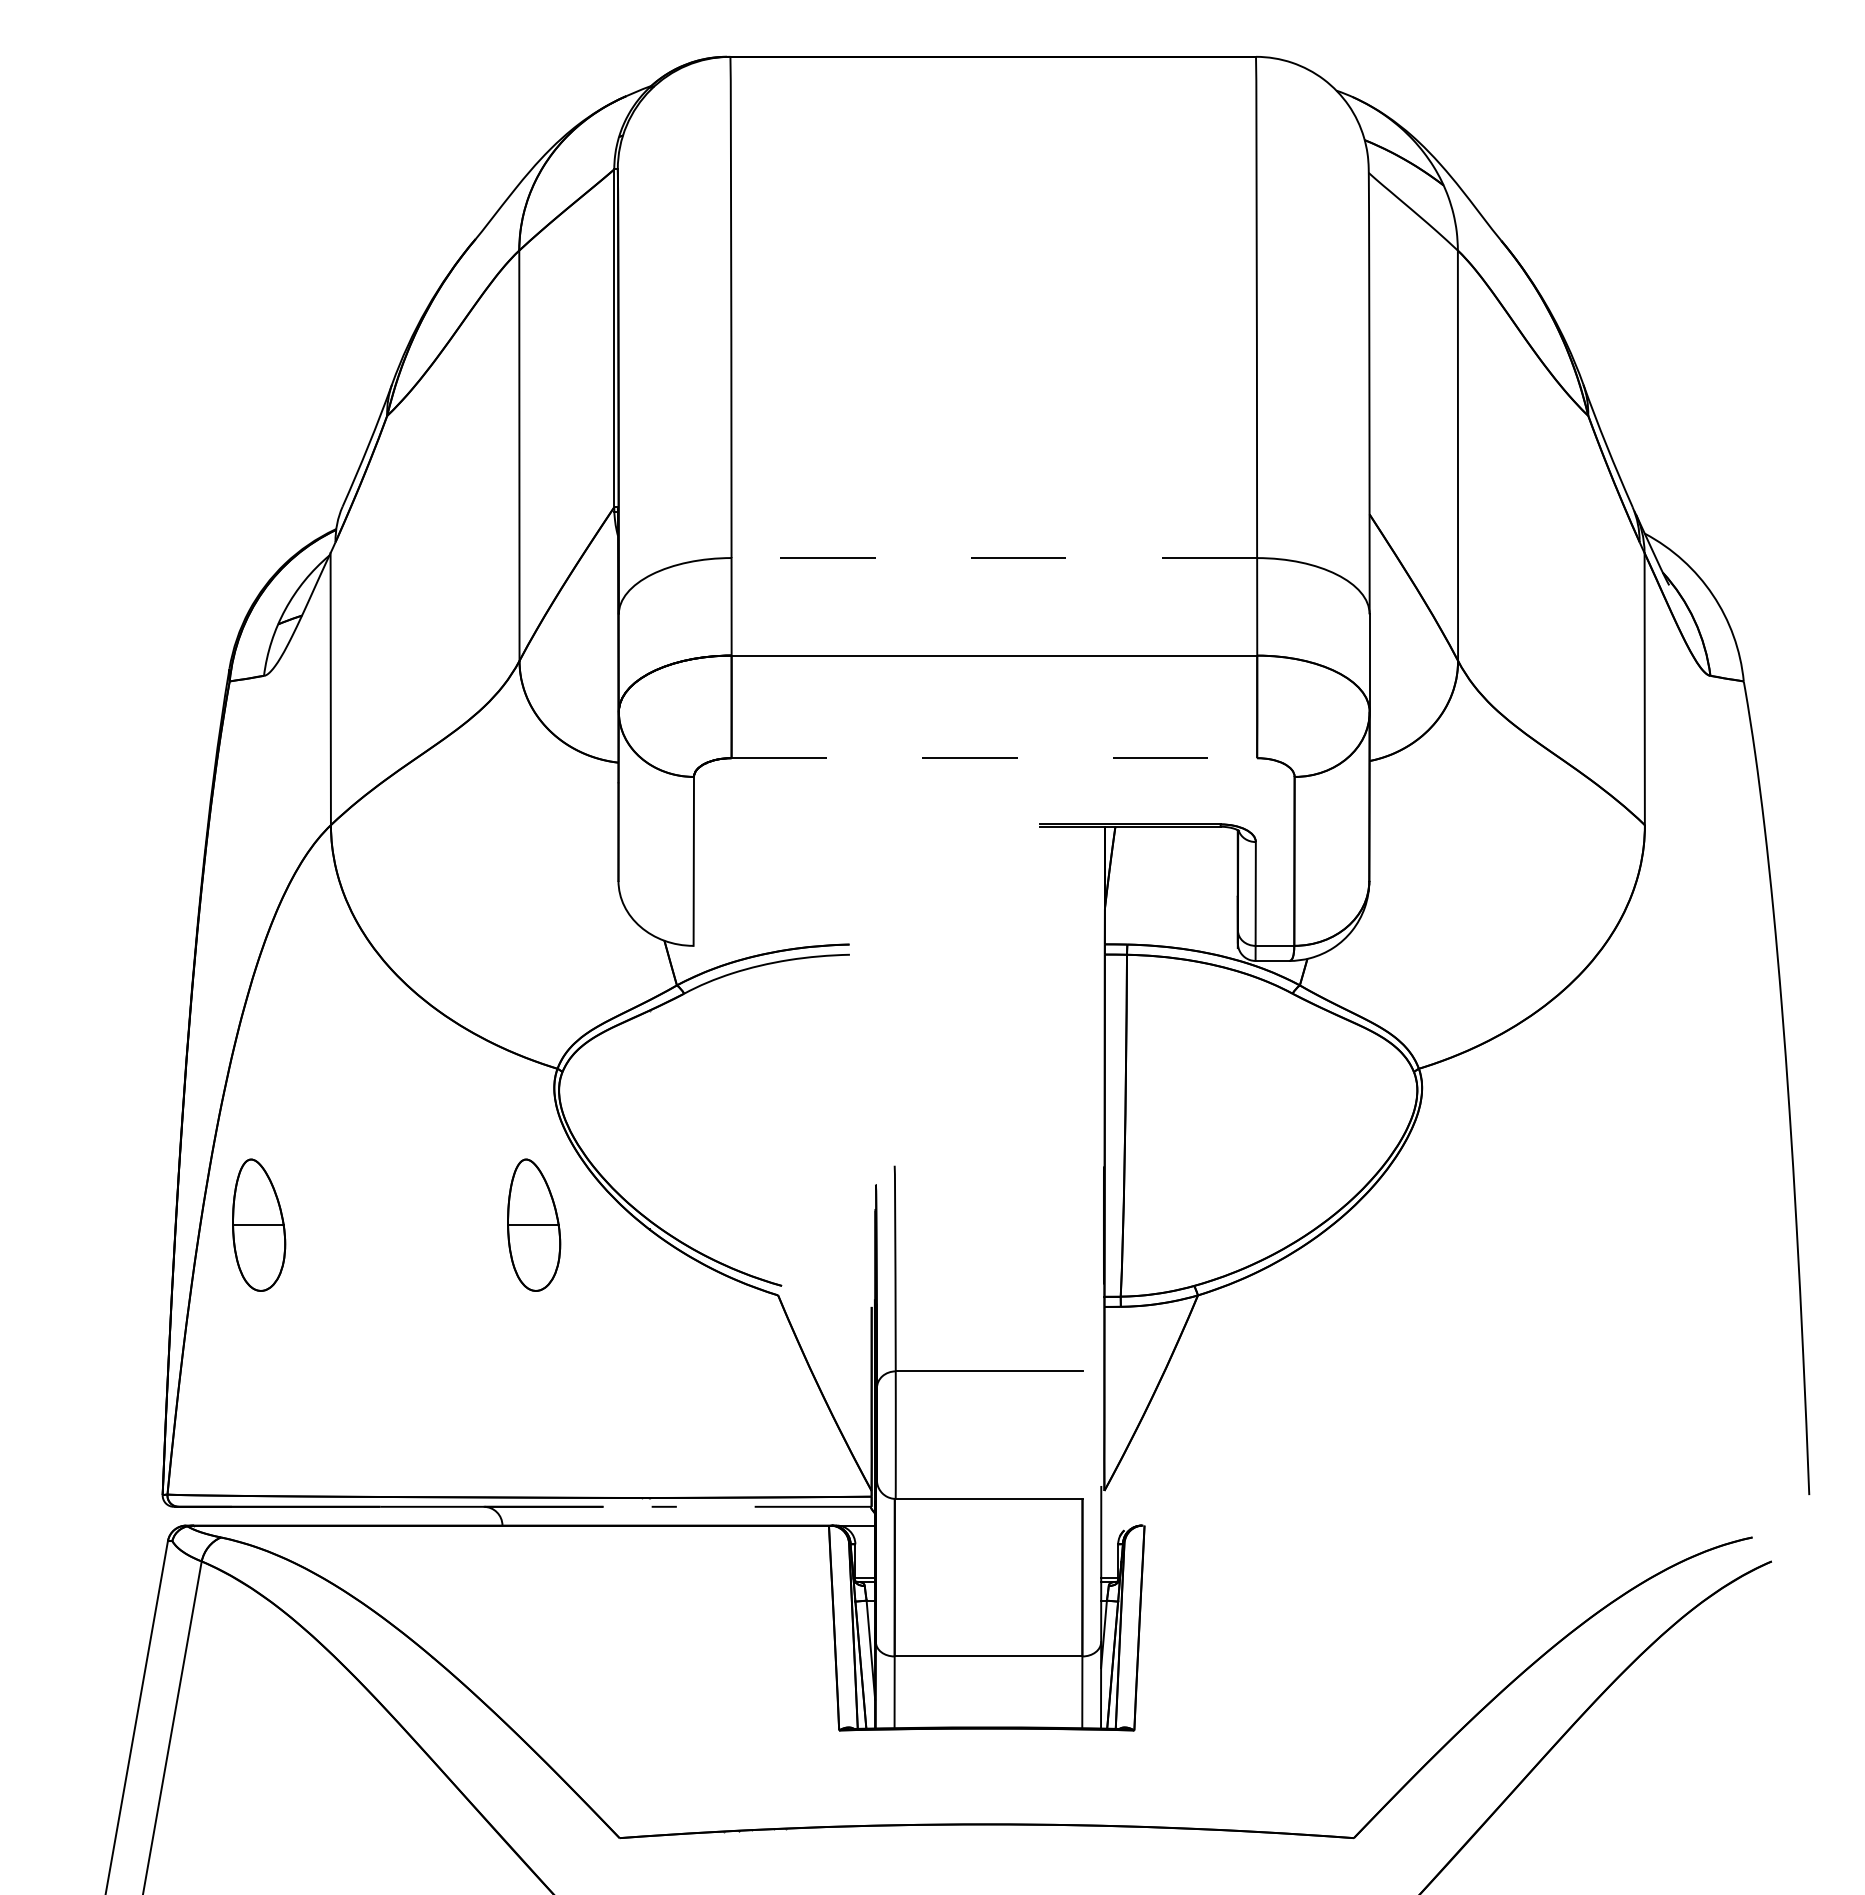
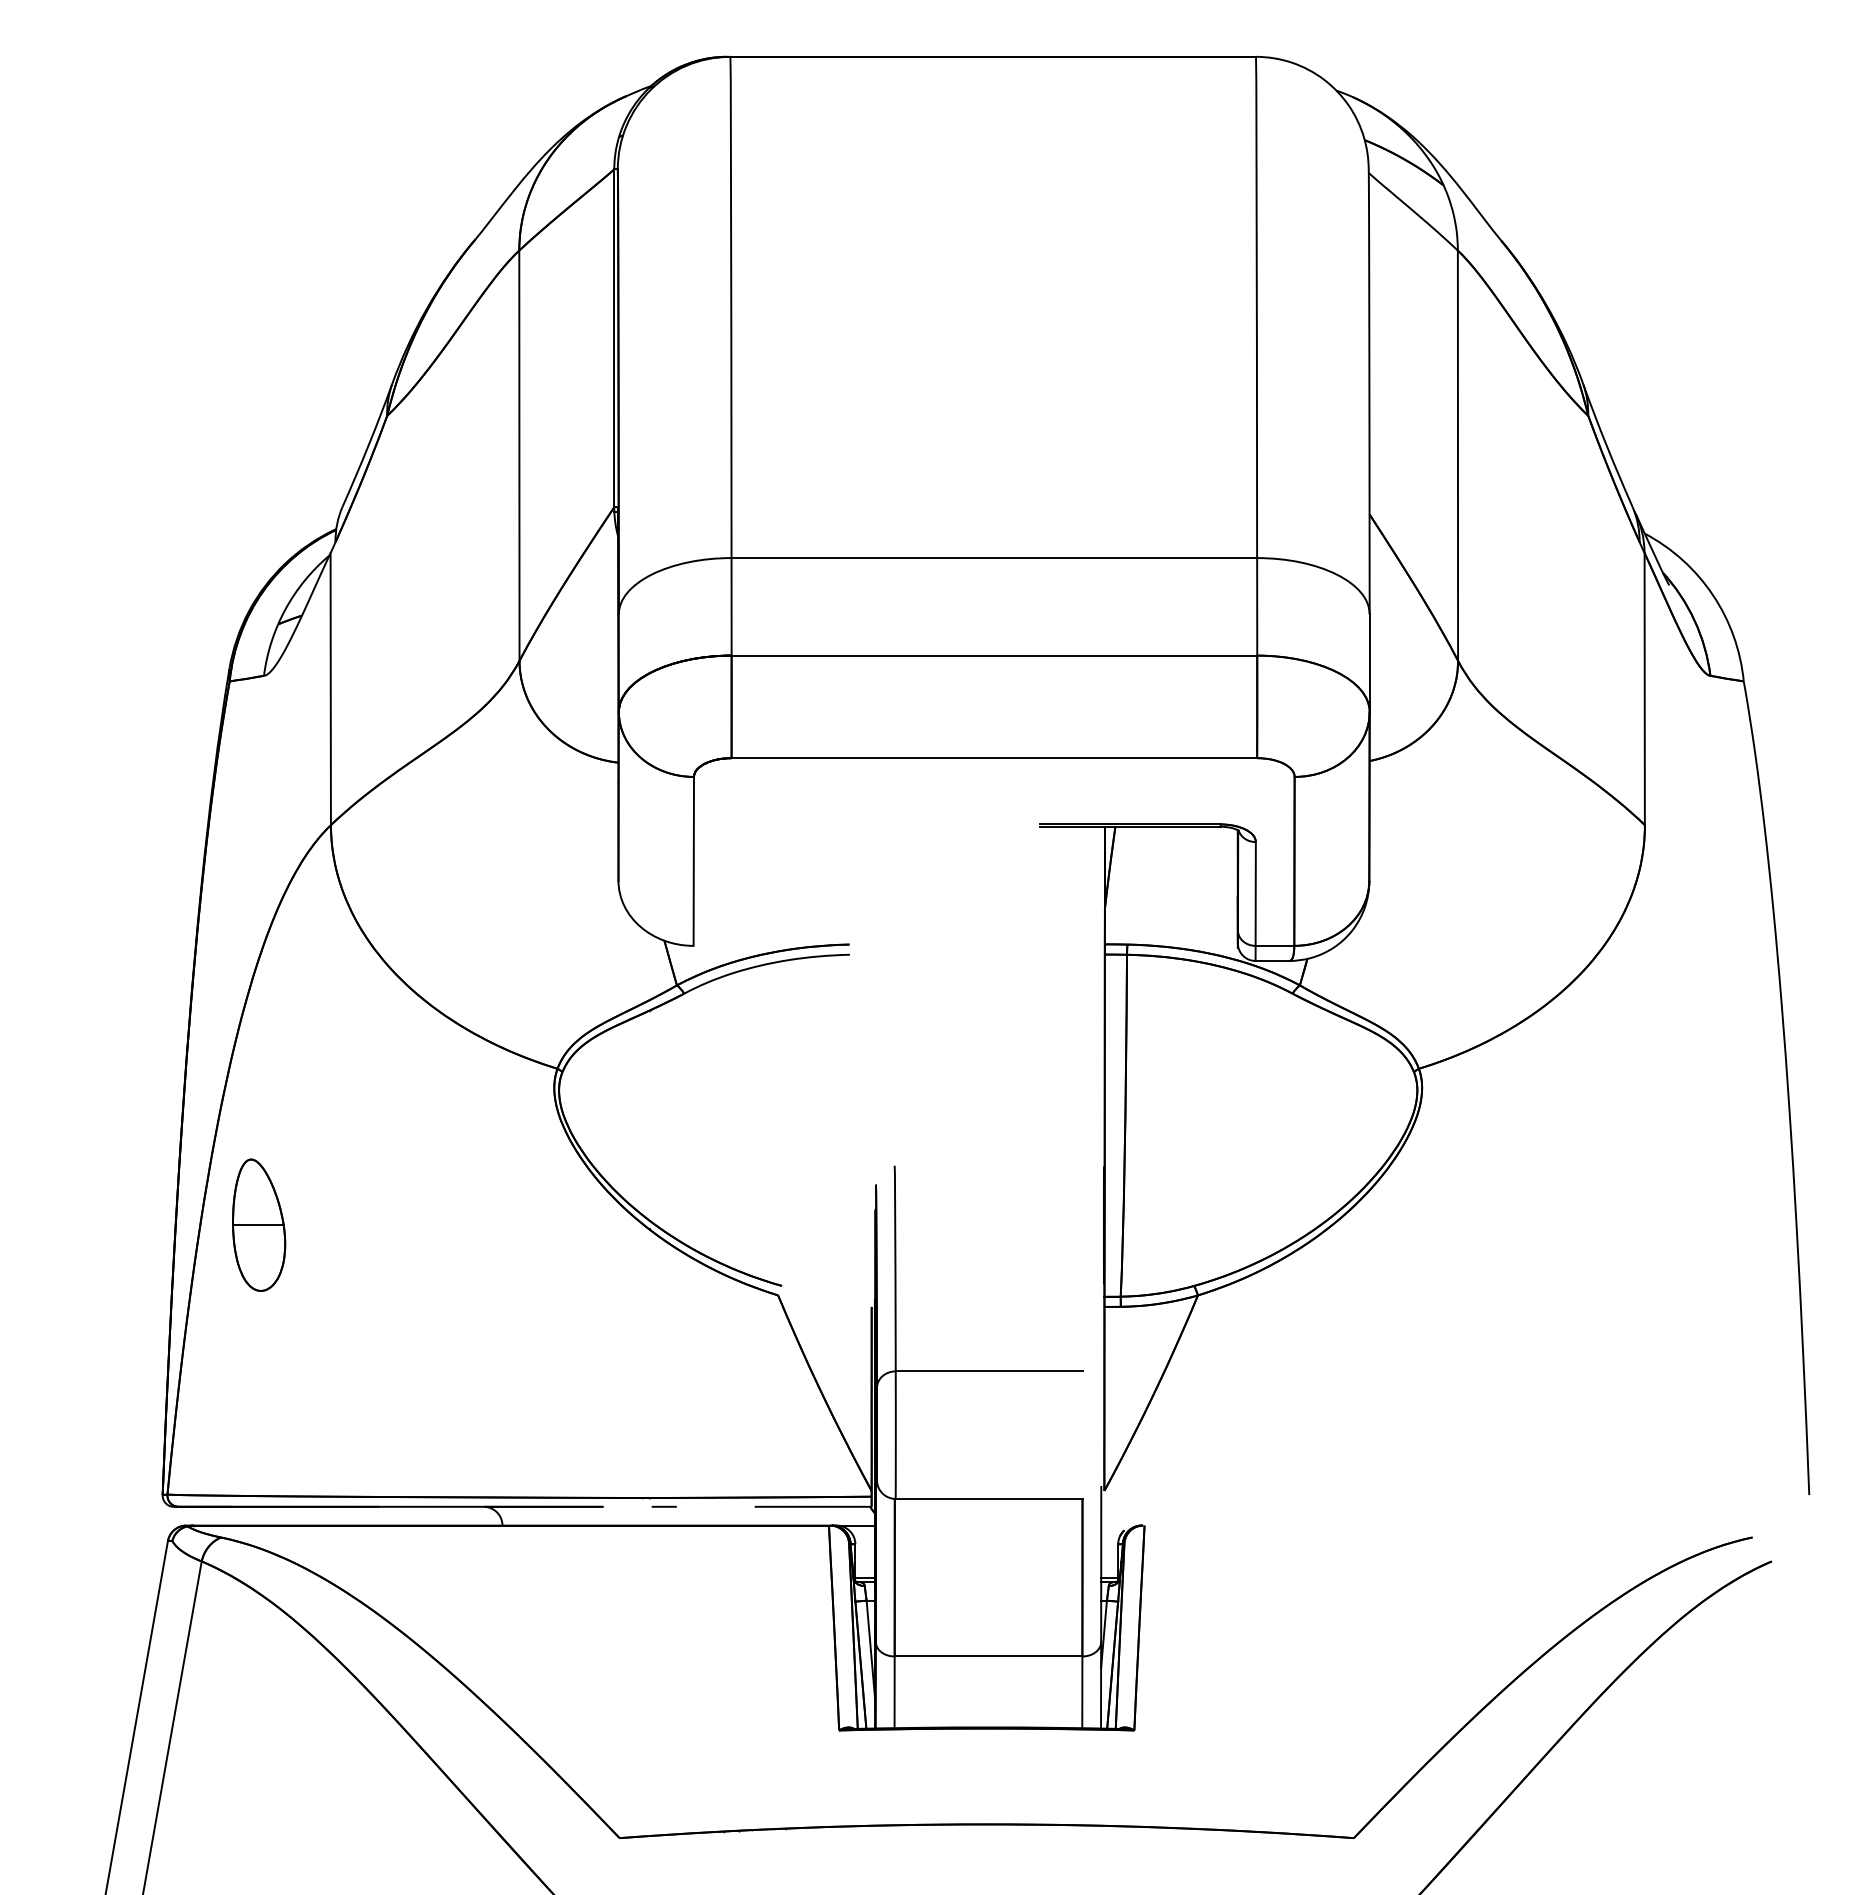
line: dashed -> solid (994, 558)
line: dashed -> solid (994, 758)
part: present -> none (534, 1224)
